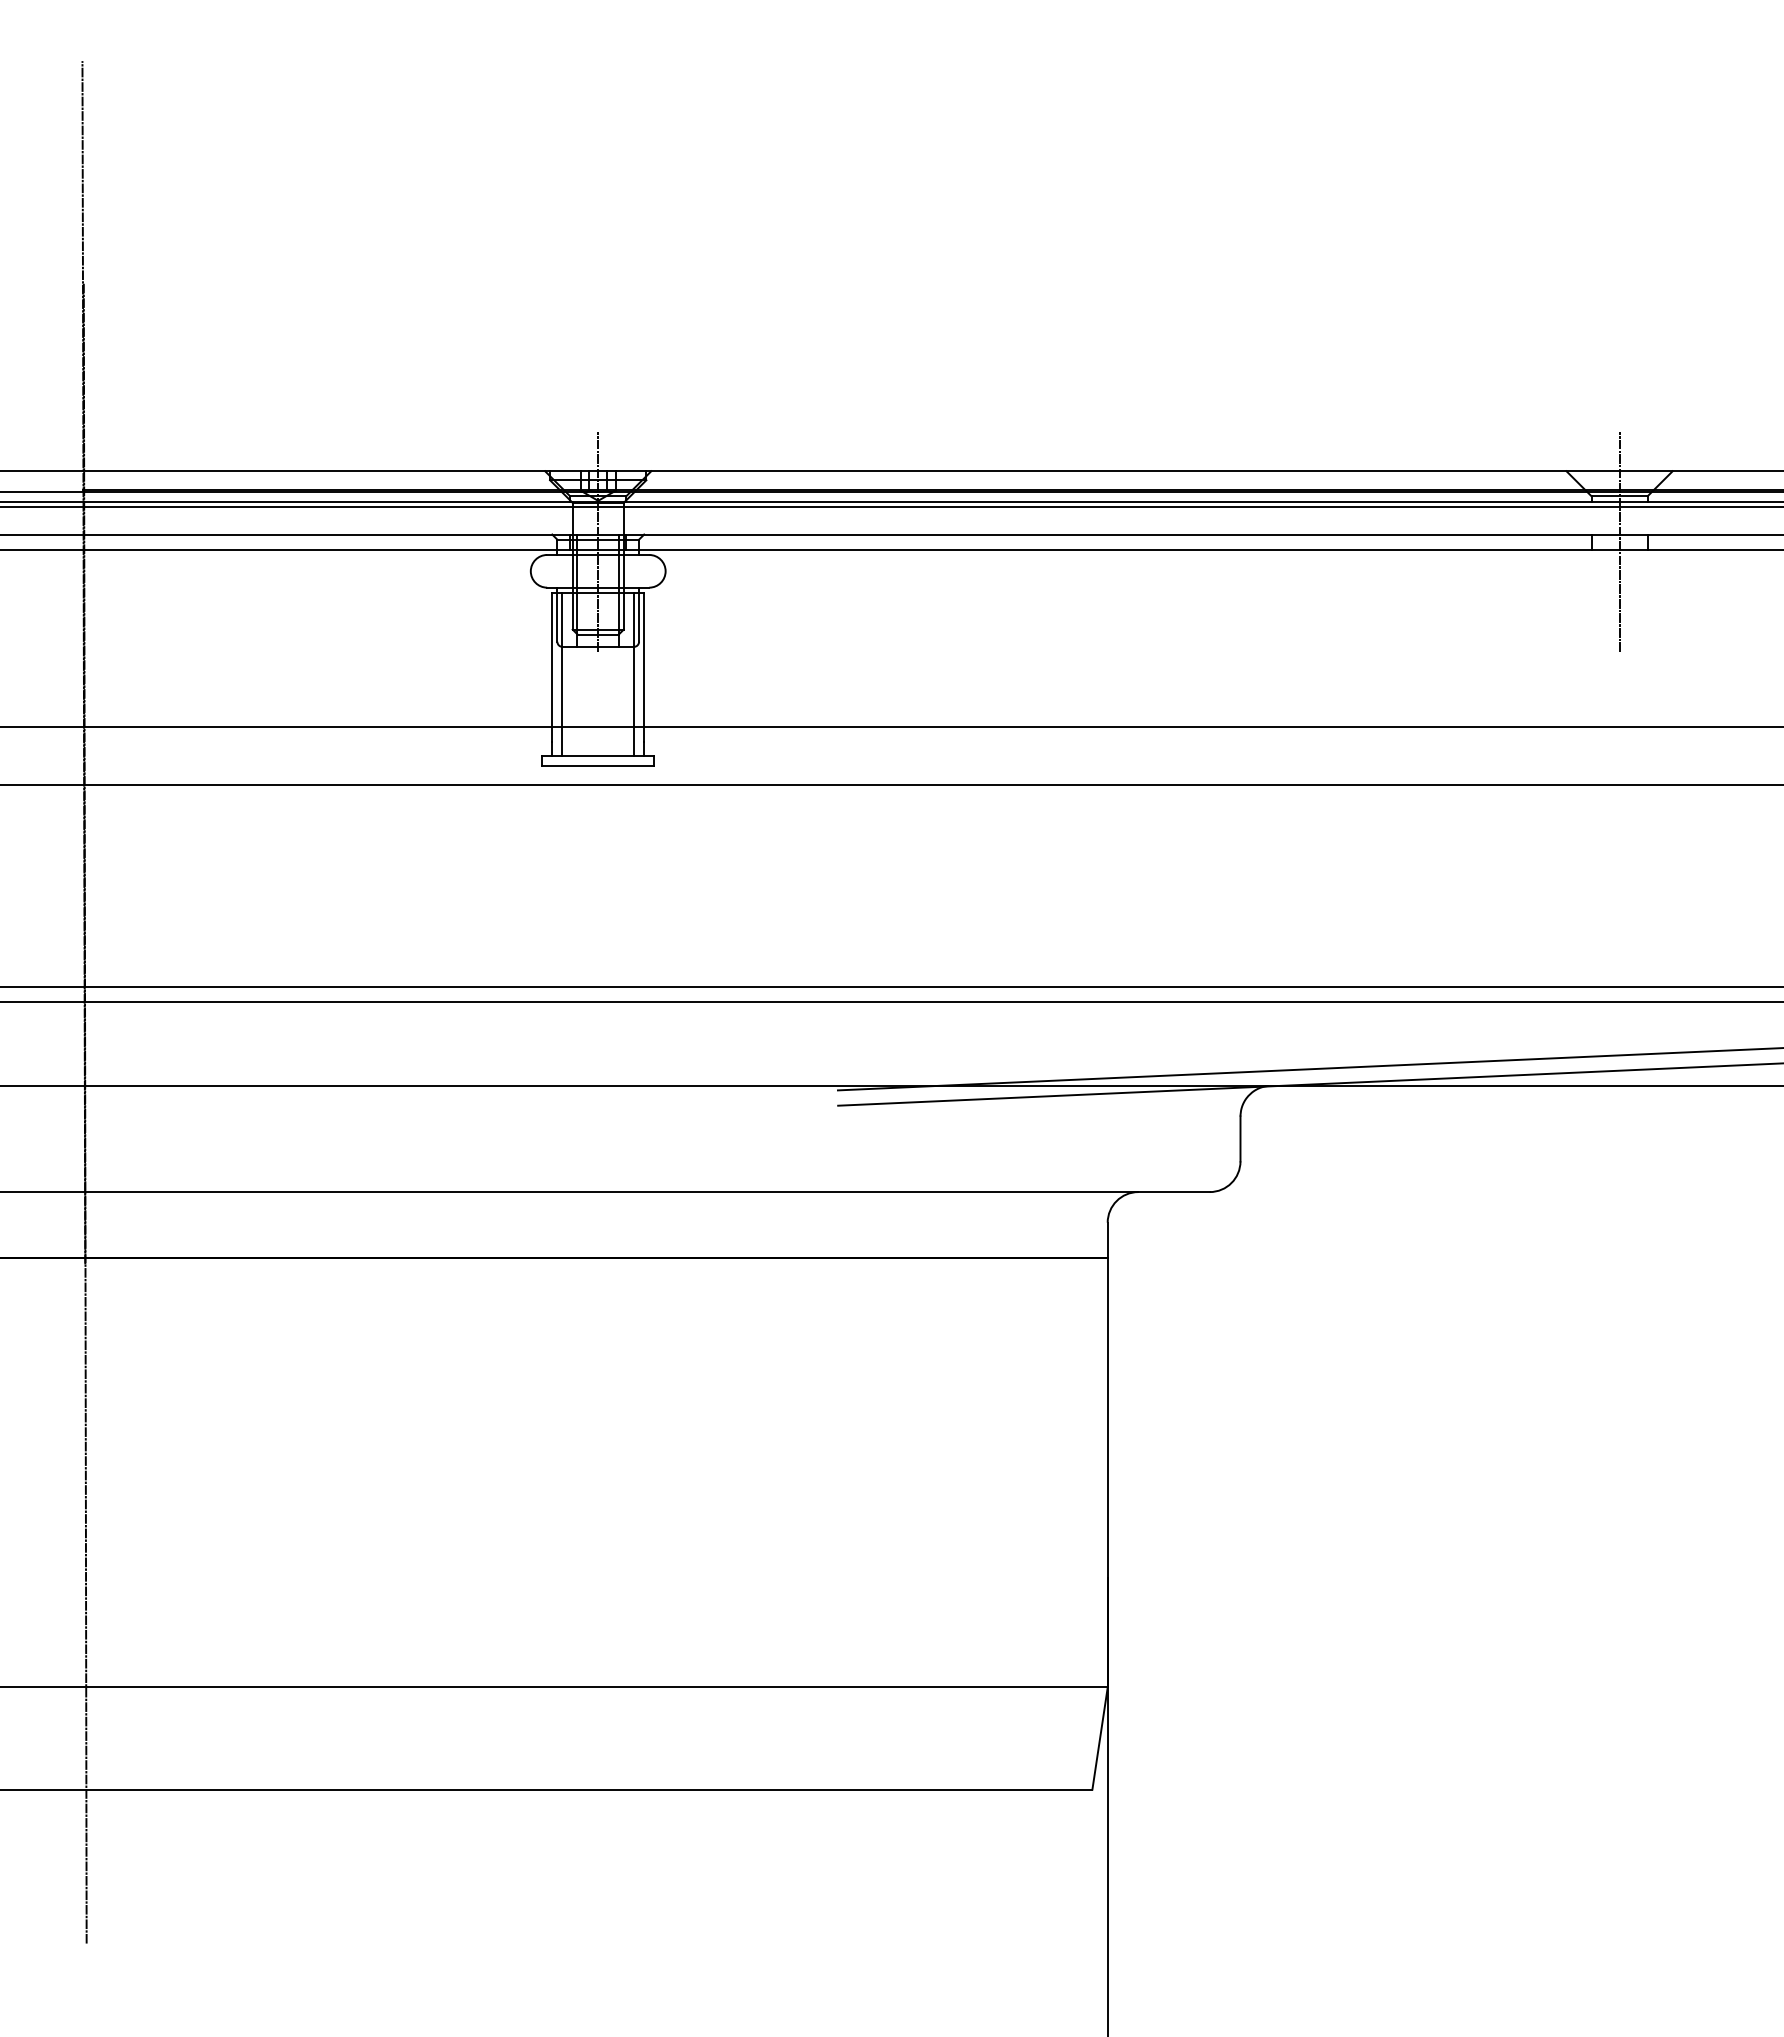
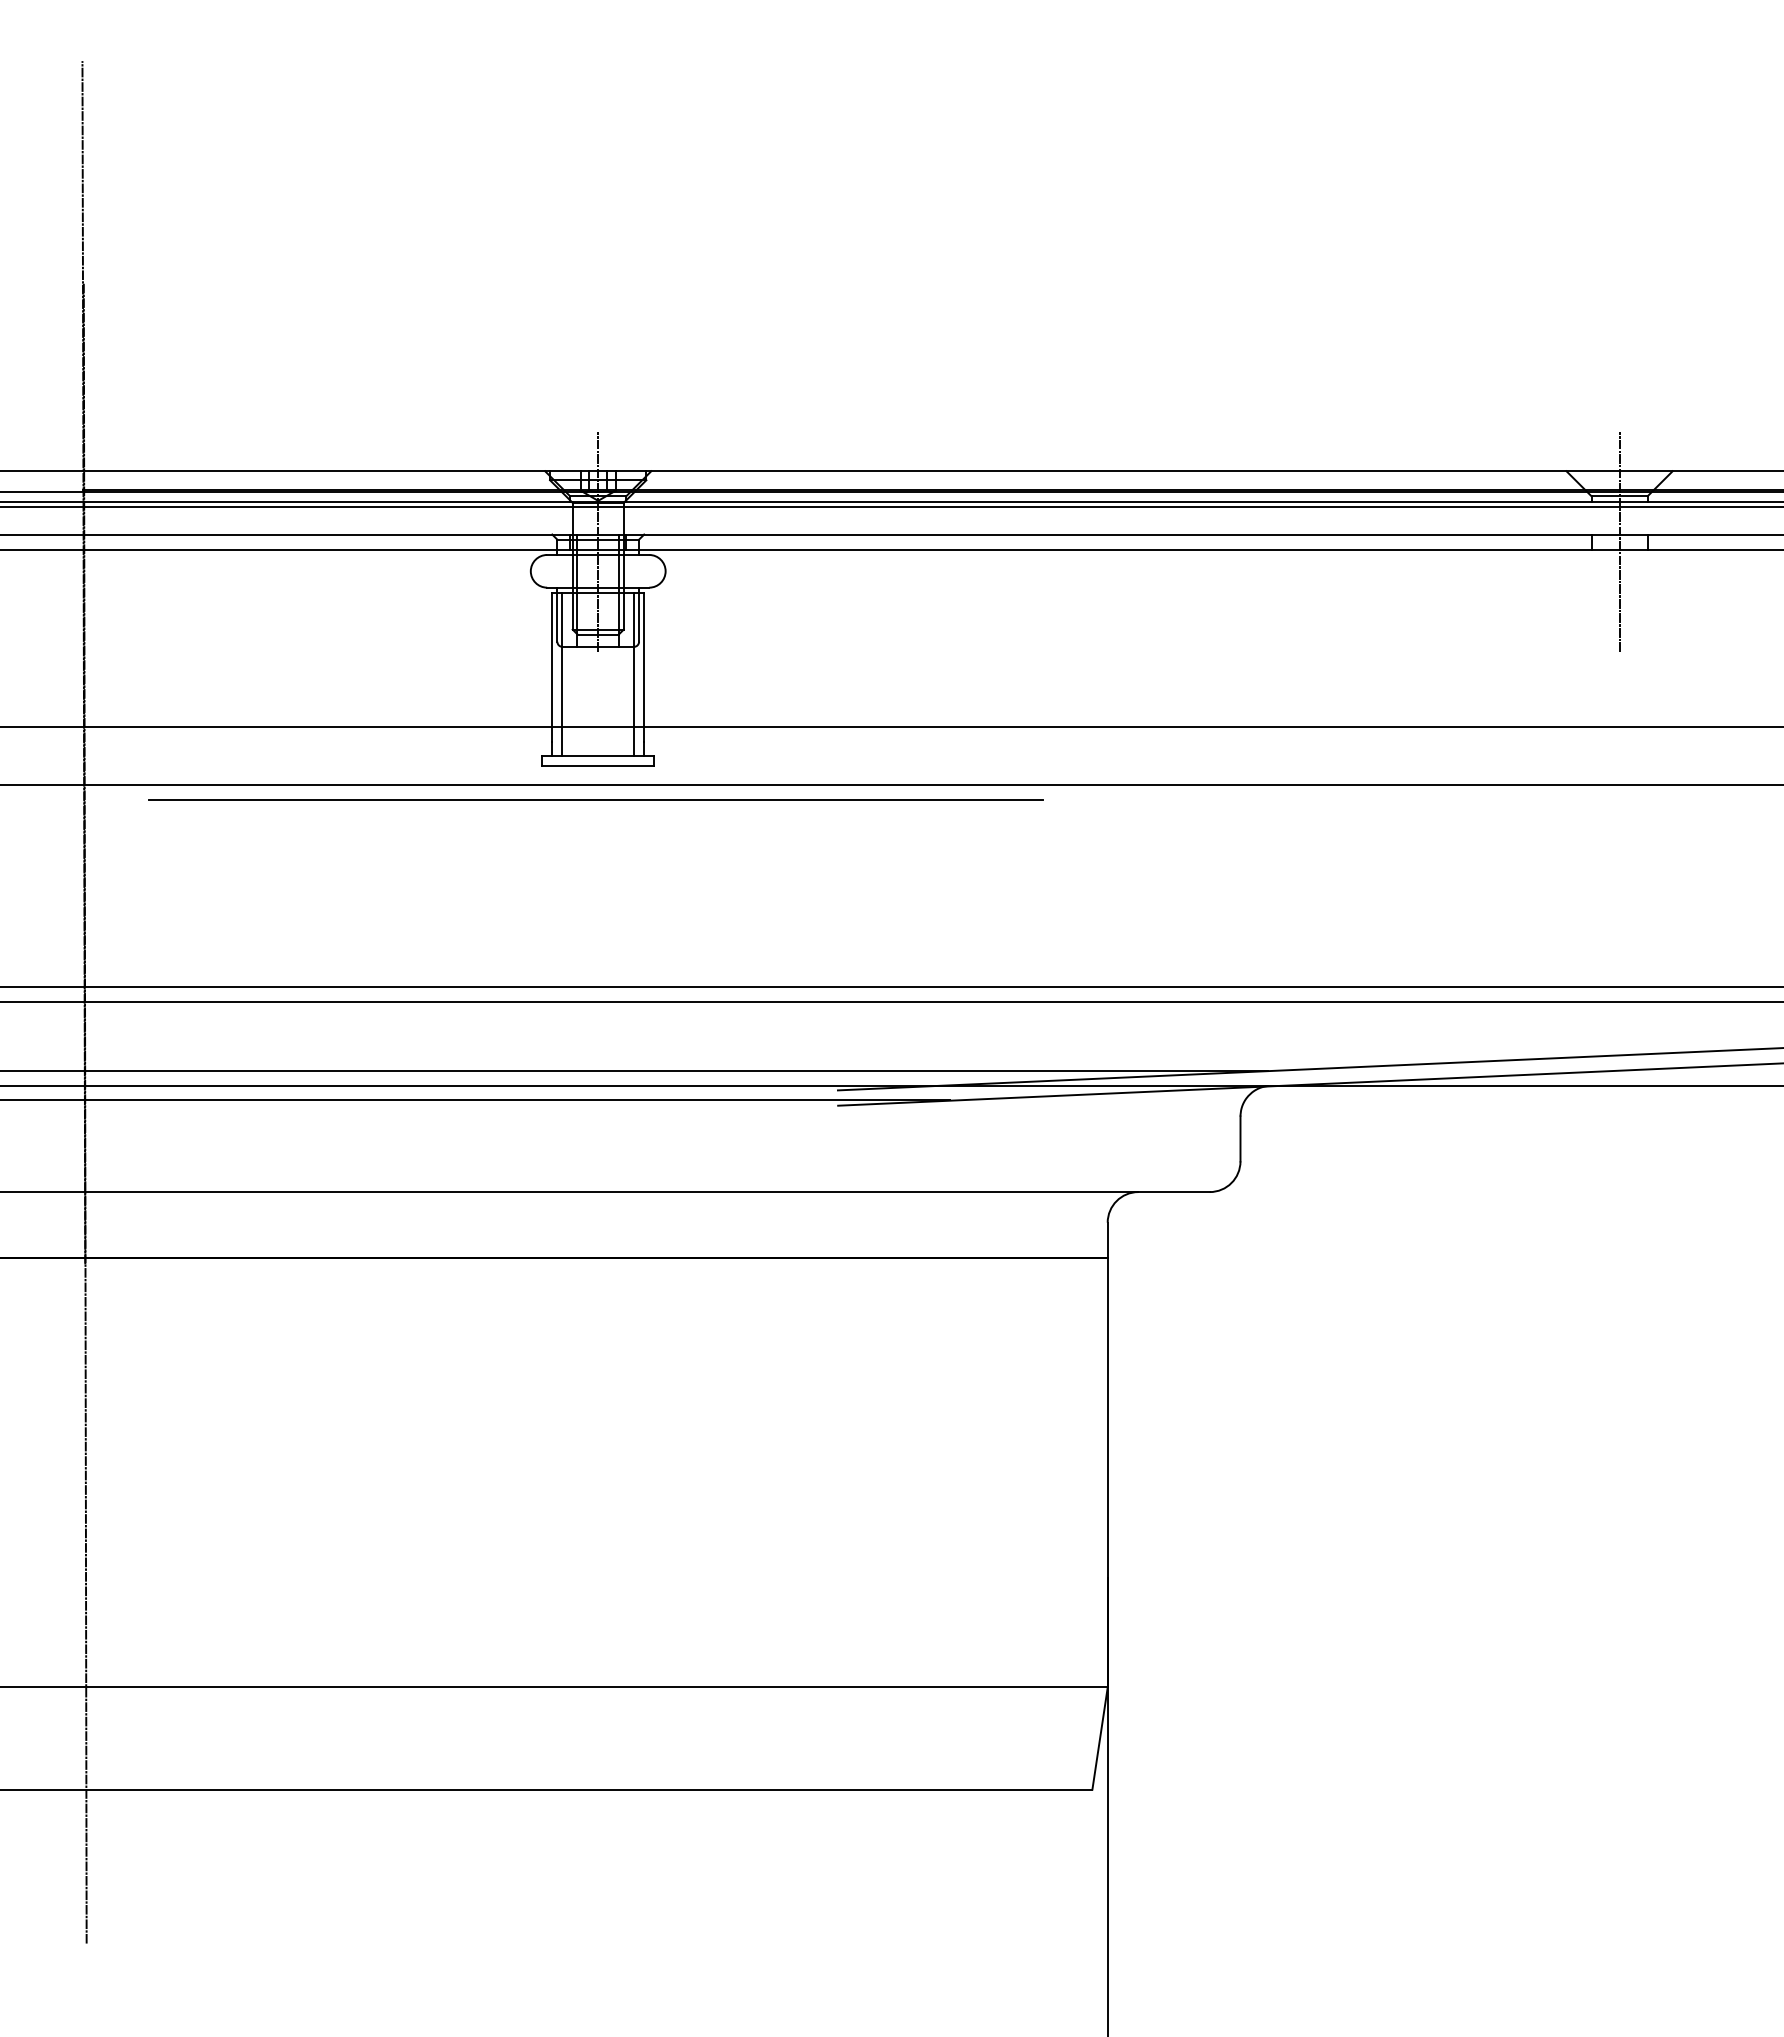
line: none -> present (595, 800)
line: none -> present (635, 1070)
line: none -> present (476, 1100)
